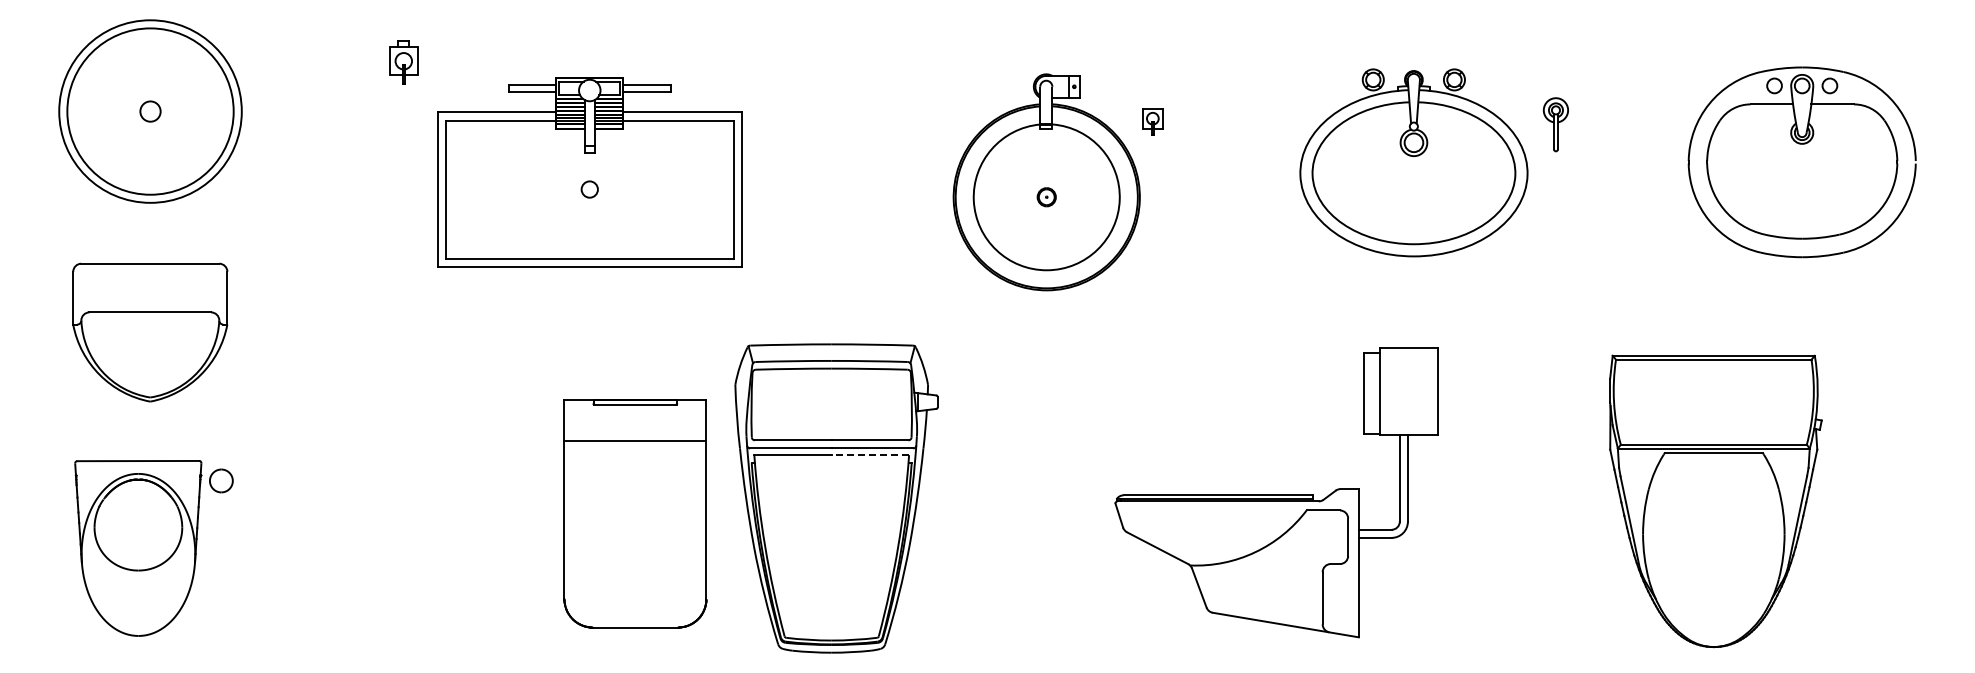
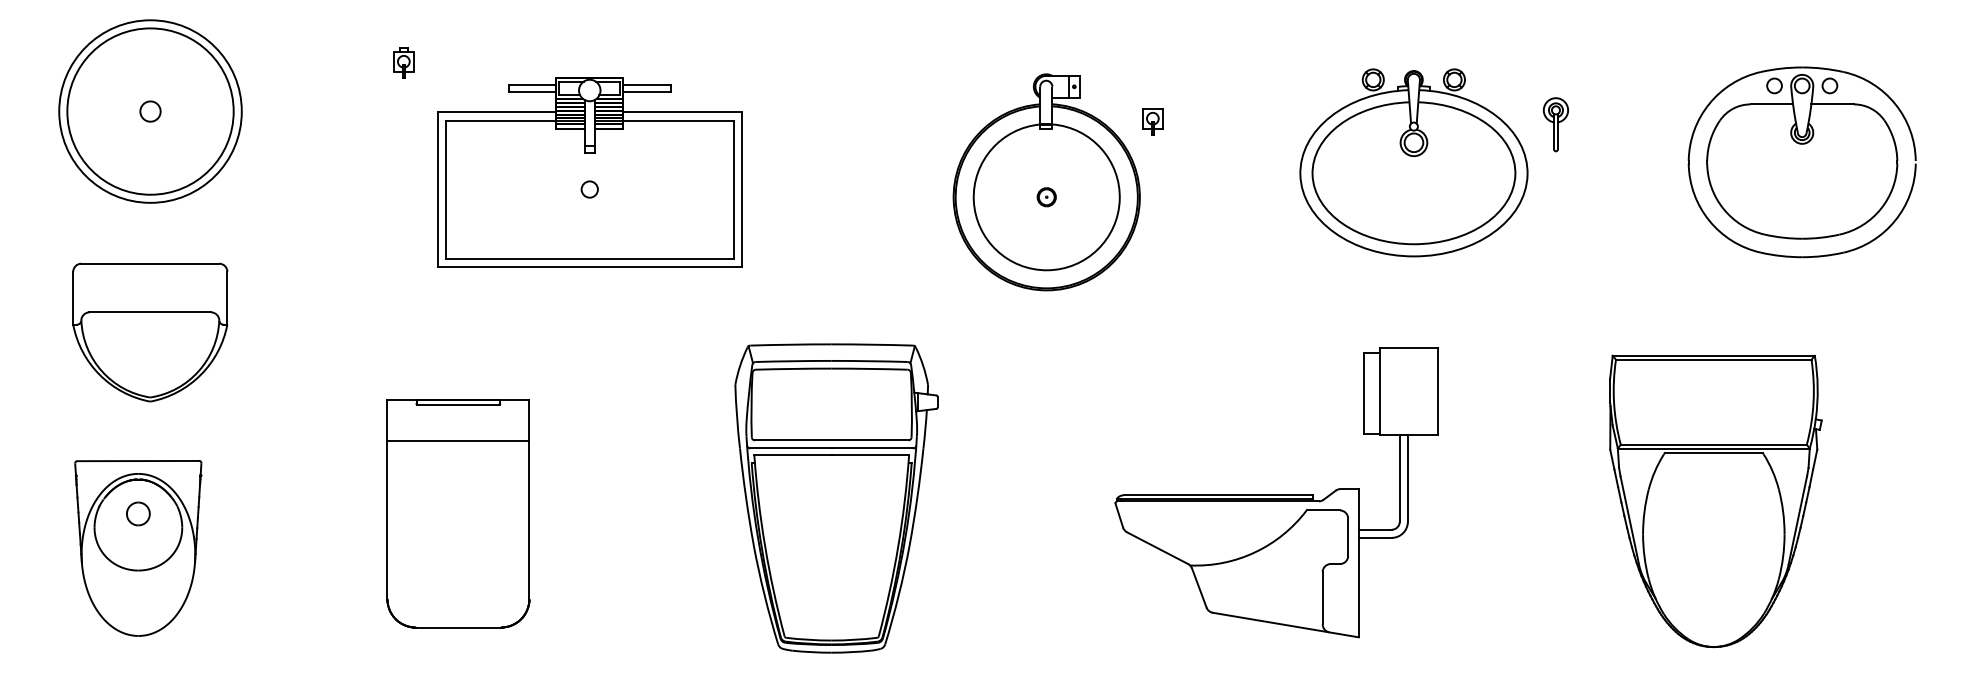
part size: 30x45 px -> 22x32 px (403, 62)
line: dashed -> solid (870, 455)
part position: (221, 480) -> (138, 513) (138, 513)
part position: (635, 513) -> (458, 513) (458, 513)
